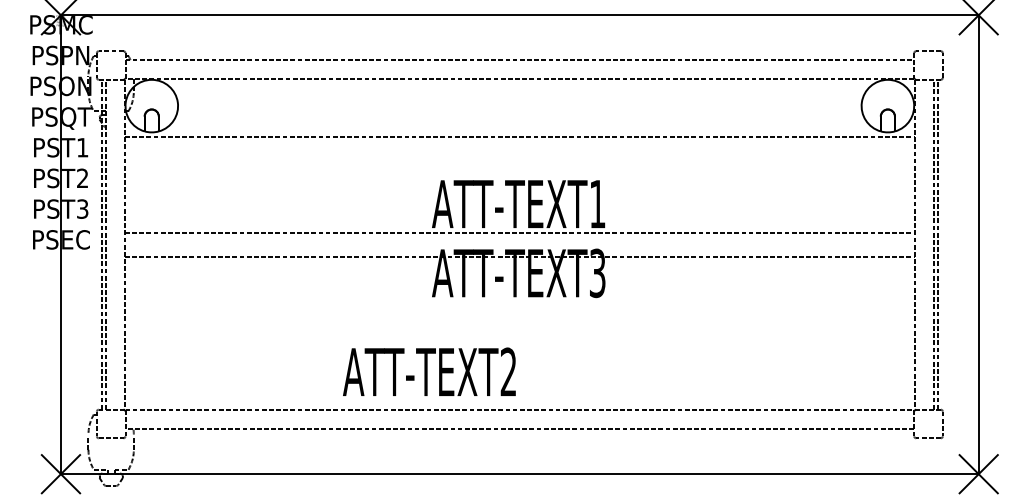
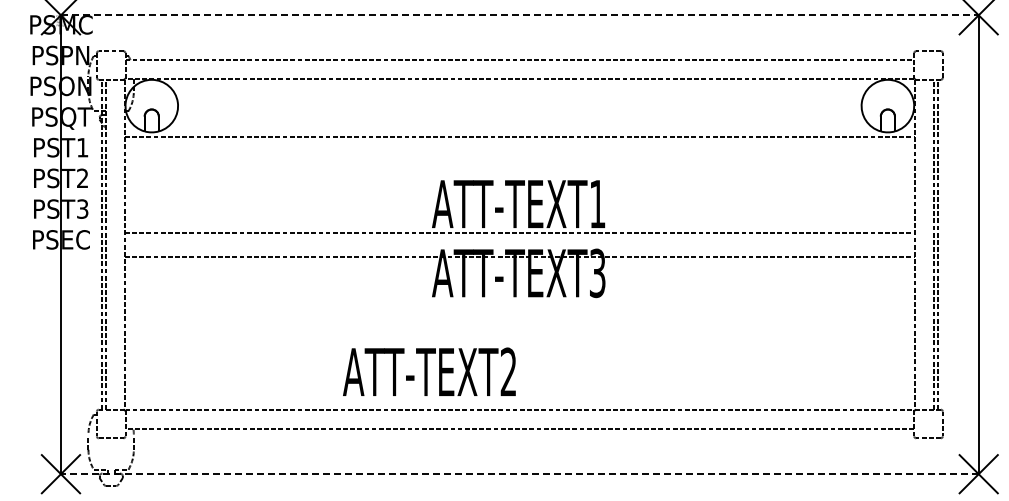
line: solid -> dashed (519, 15)
line: solid -> dashed (519, 474)
